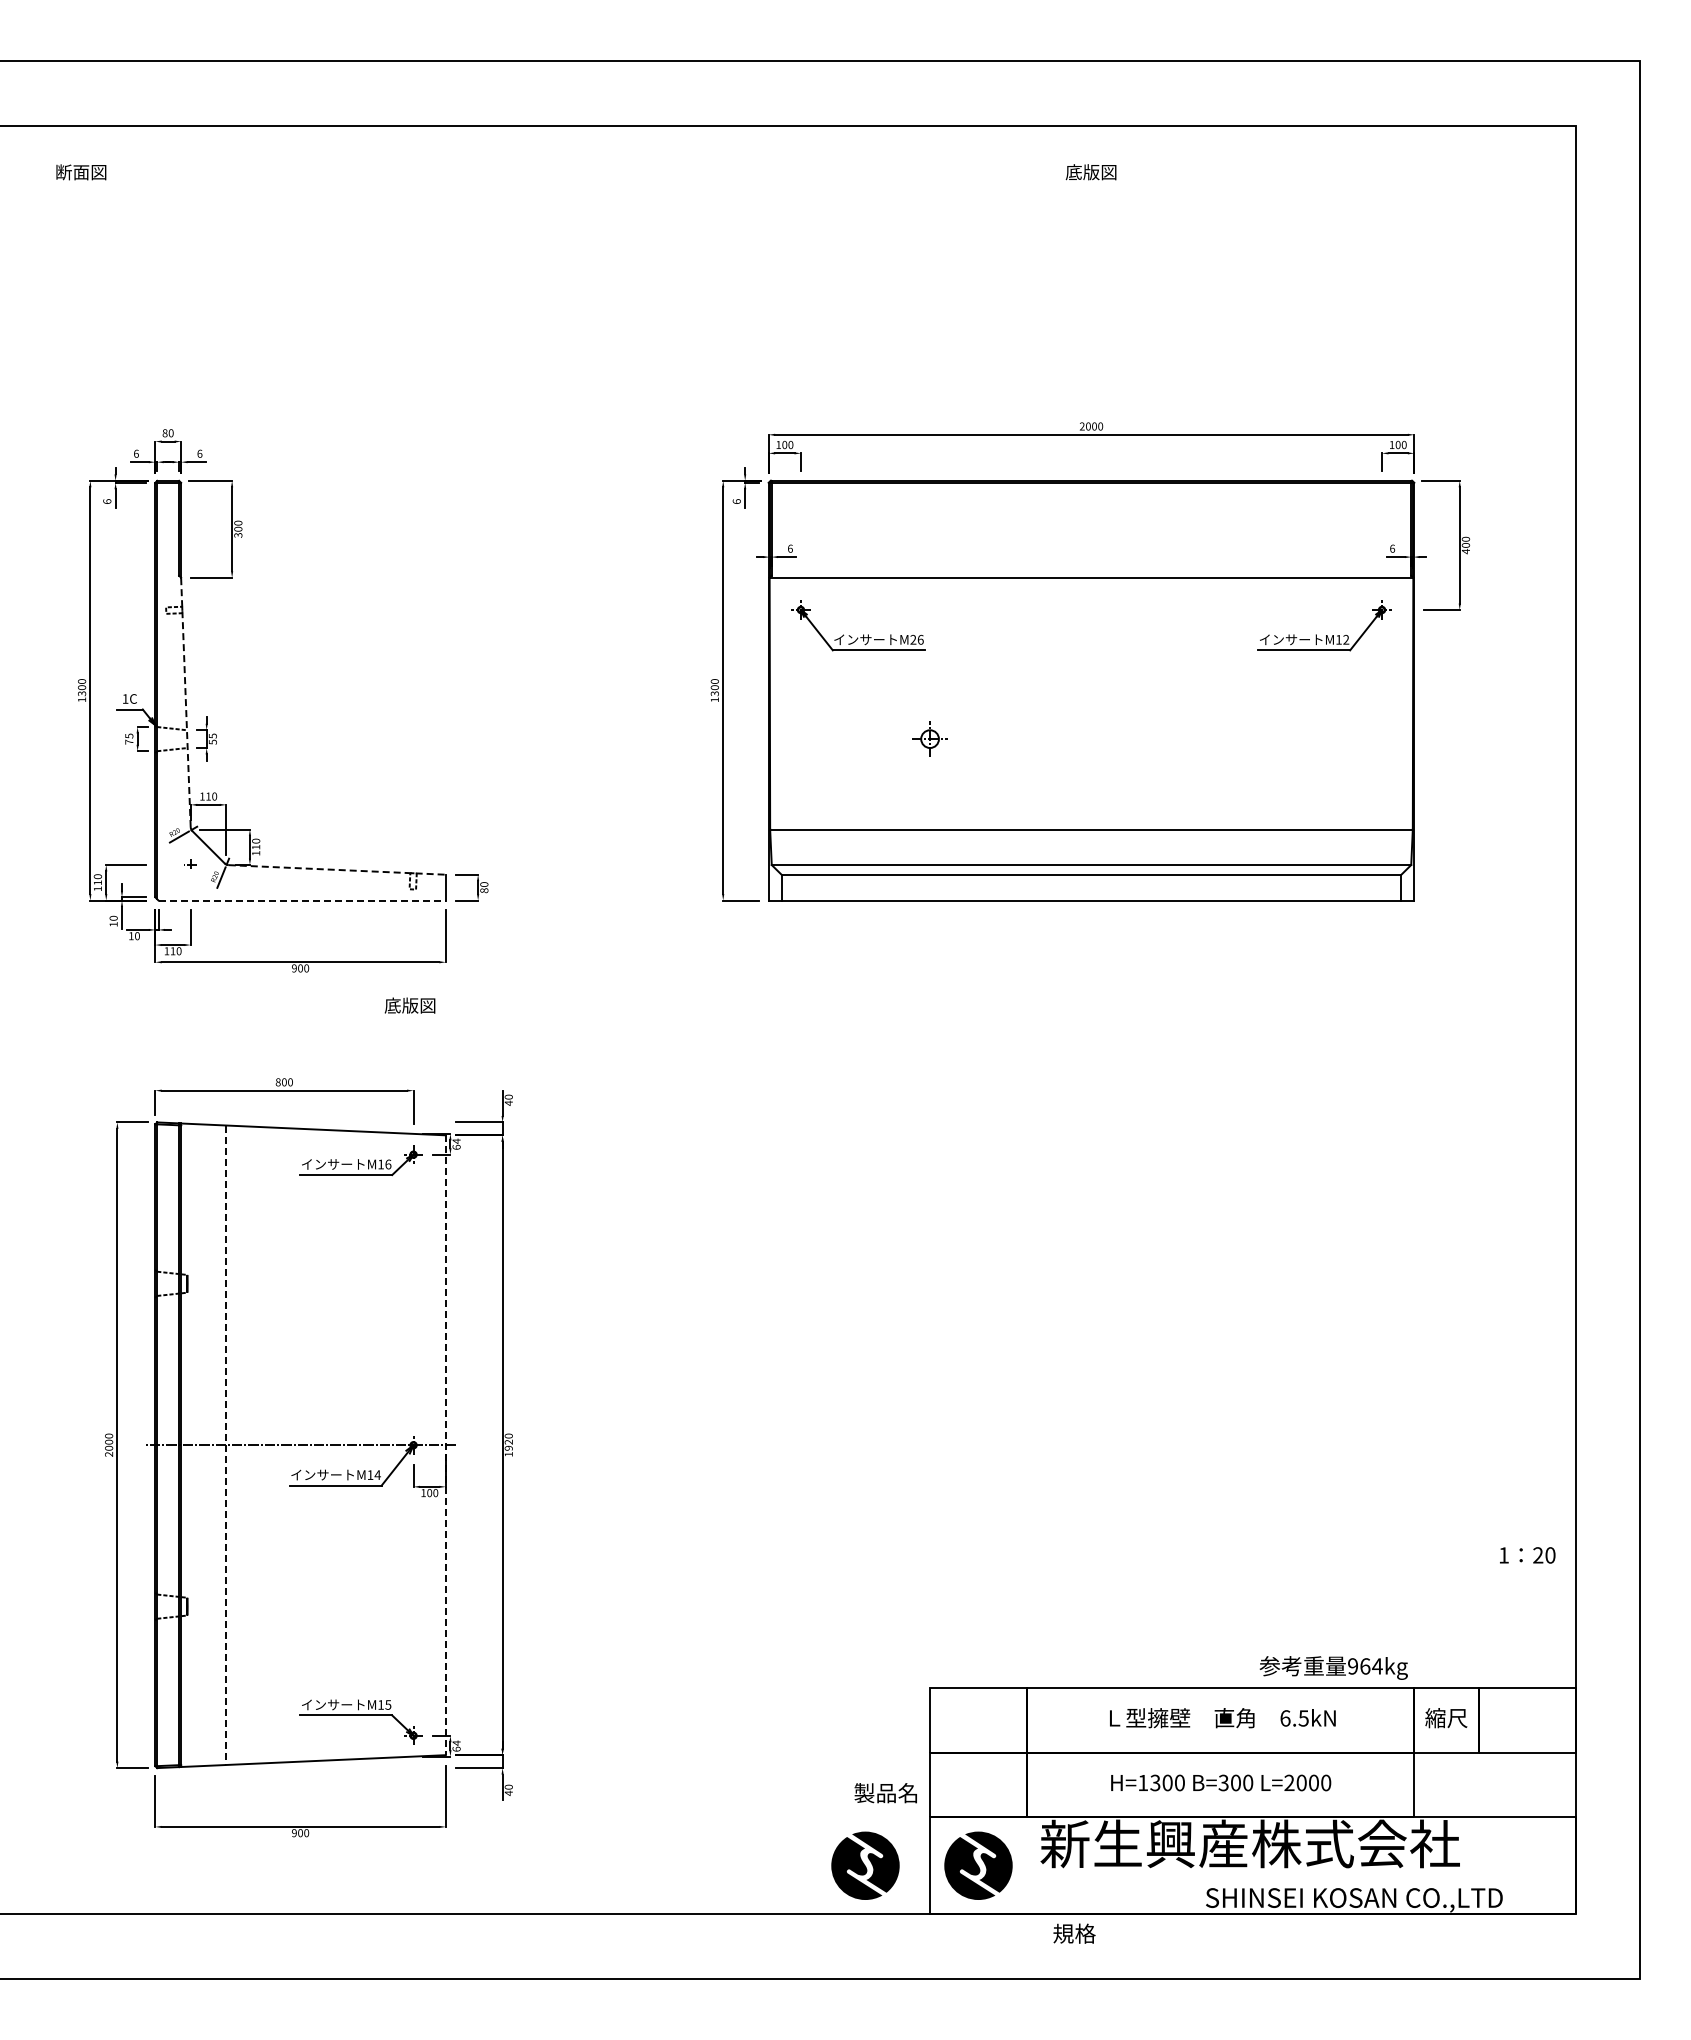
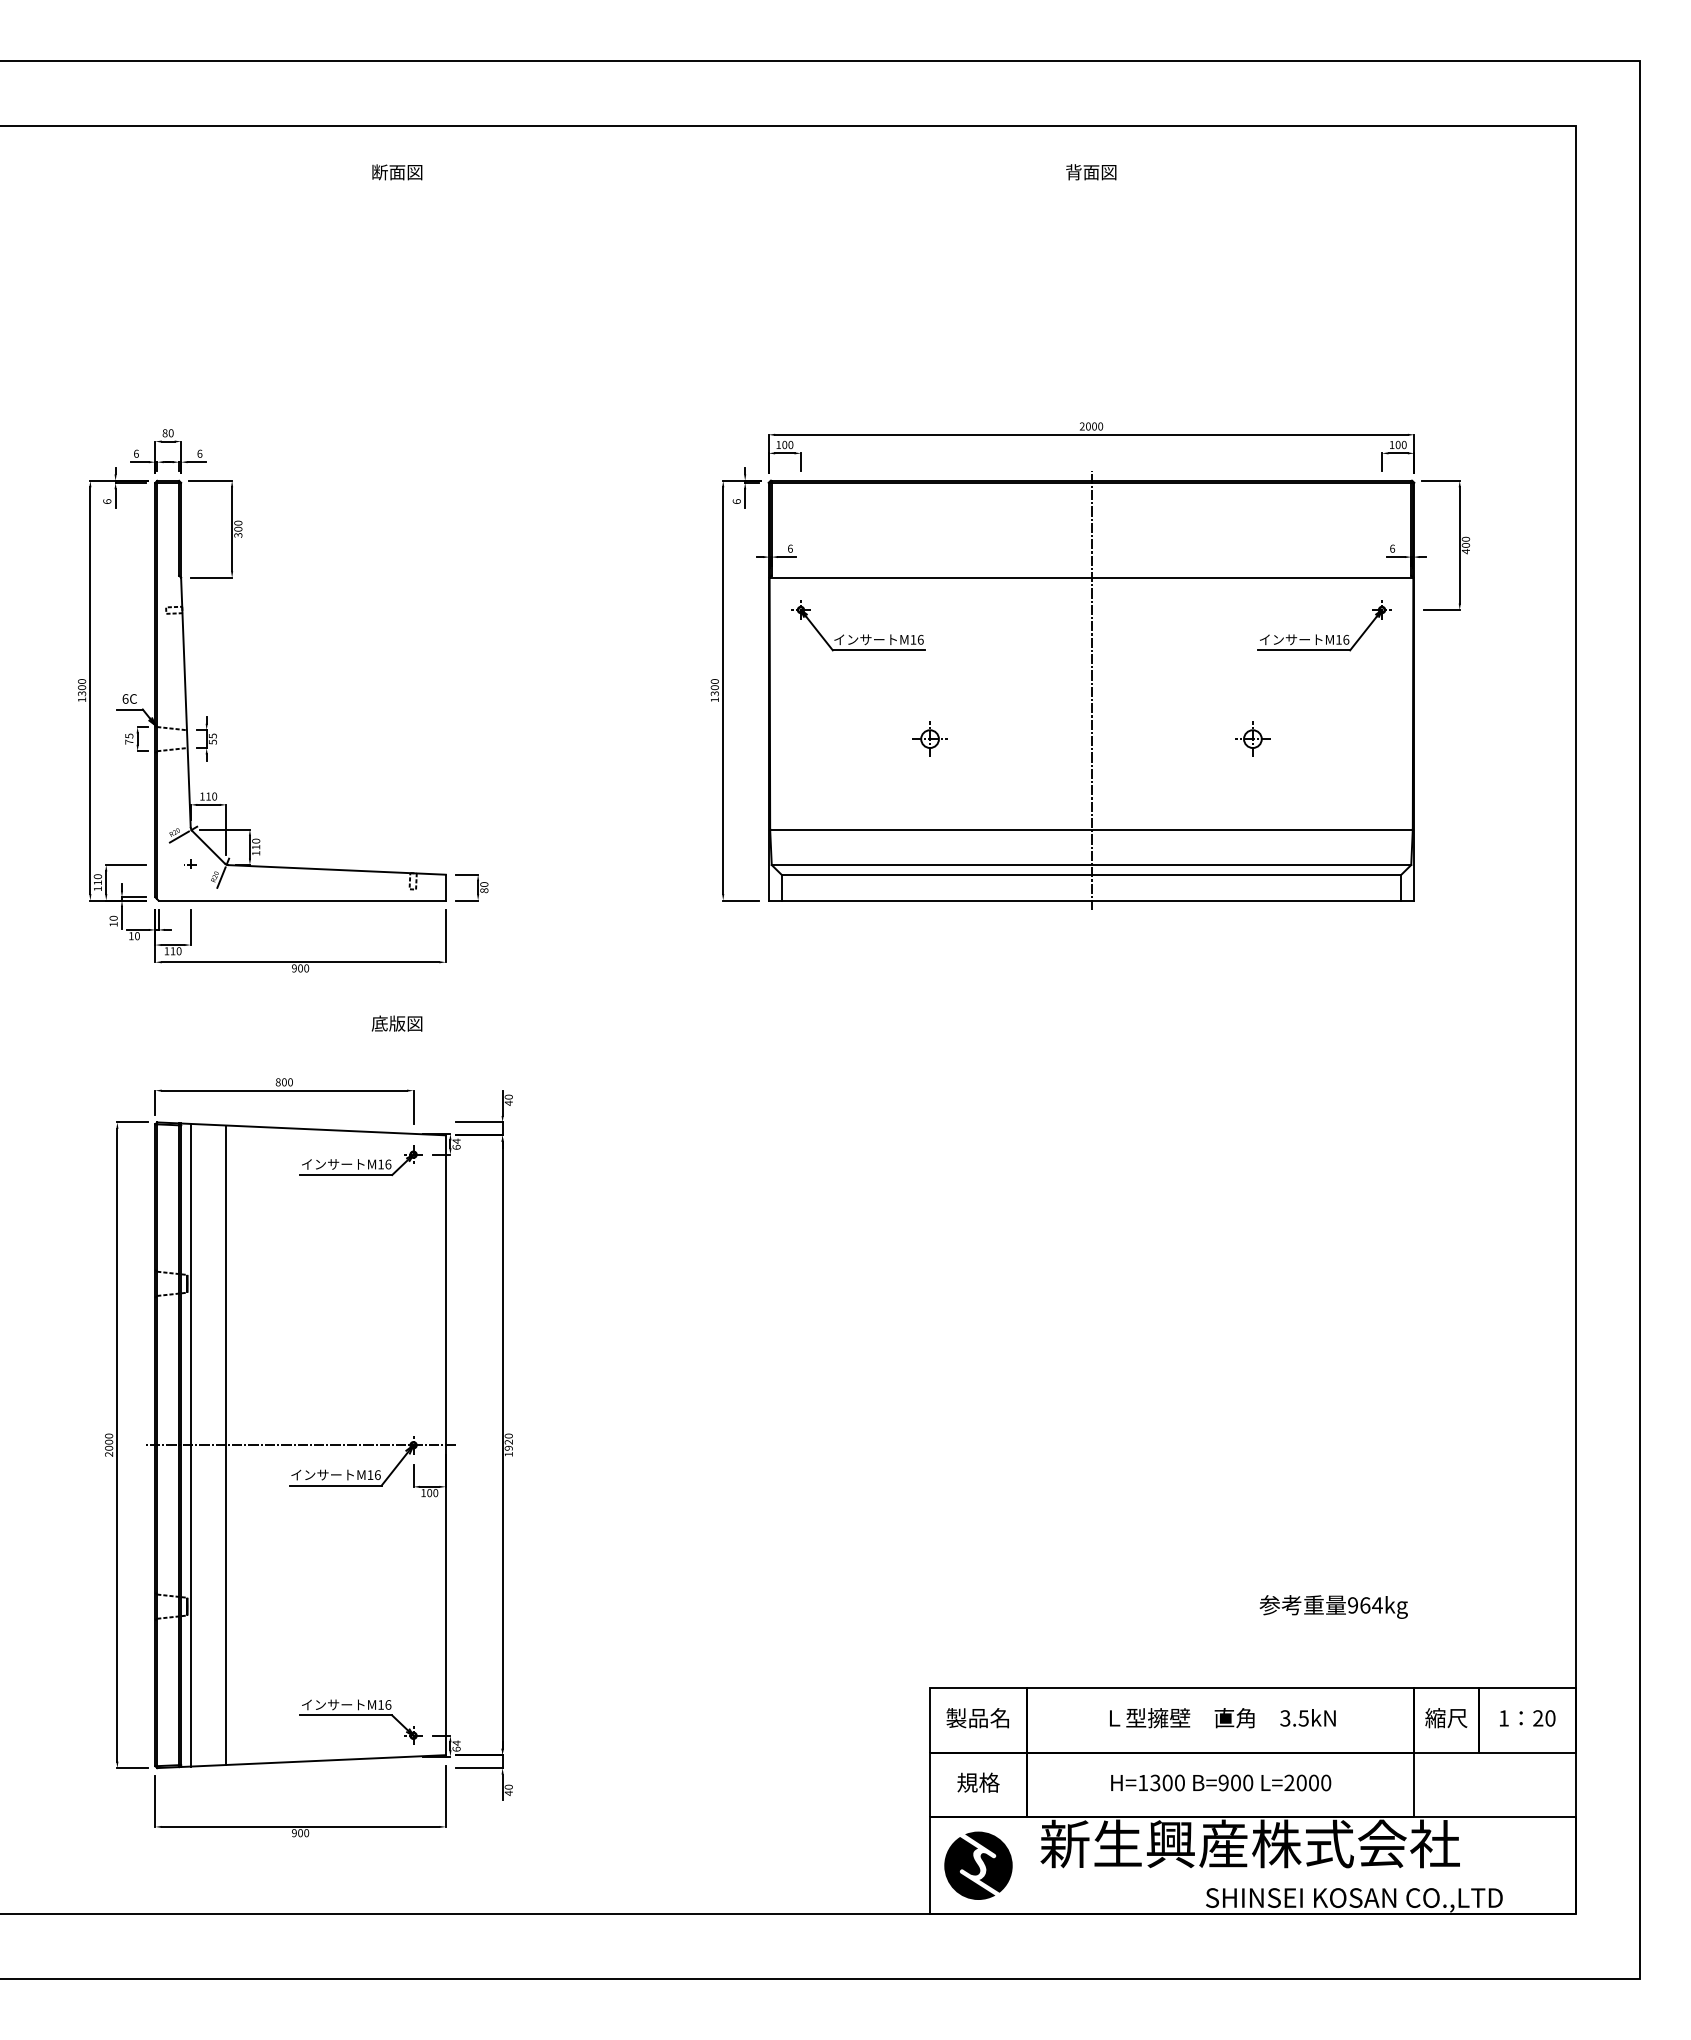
text position: (81, 172) -> (397, 172) (397, 172)
text: 底版図 -> 背面図 (1082, 172)
text: M26 -> M16 (913, 639)
text: M12 -> M16 (1346, 639)
line: none -> present (1091, 690)
text: 1C -> 6C (125, 698)
line: dashed -> solid (185, 702)
part: none -> present (1252, 738)
line: dashed -> solid (337, 869)
line: dashed -> solid (302, 900)
text position: (409, 1005) -> (396, 1023) (396, 1023)
line: none -> present (190, 1444)
line: dashed -> solid (226, 1445)
line: dashed -> solid (445, 1445)
text: M14 -> M16 (377, 1474)
text position: (1527, 1555) -> (1527, 1718) (1527, 1718)
text position: (1333, 1667) -> (1333, 1606) (1333, 1606)
text: M15 -> M16 (388, 1704)
text: 6.5kN -> 3.5kN (1285, 1718)
text: B=300 -> B=900 (1223, 1783)
text position: (885, 1793) -> (977, 1718) (977, 1718)
part: present -> none (865, 1865)
text position: (1074, 1933) -> (978, 1782) (978, 1782)
